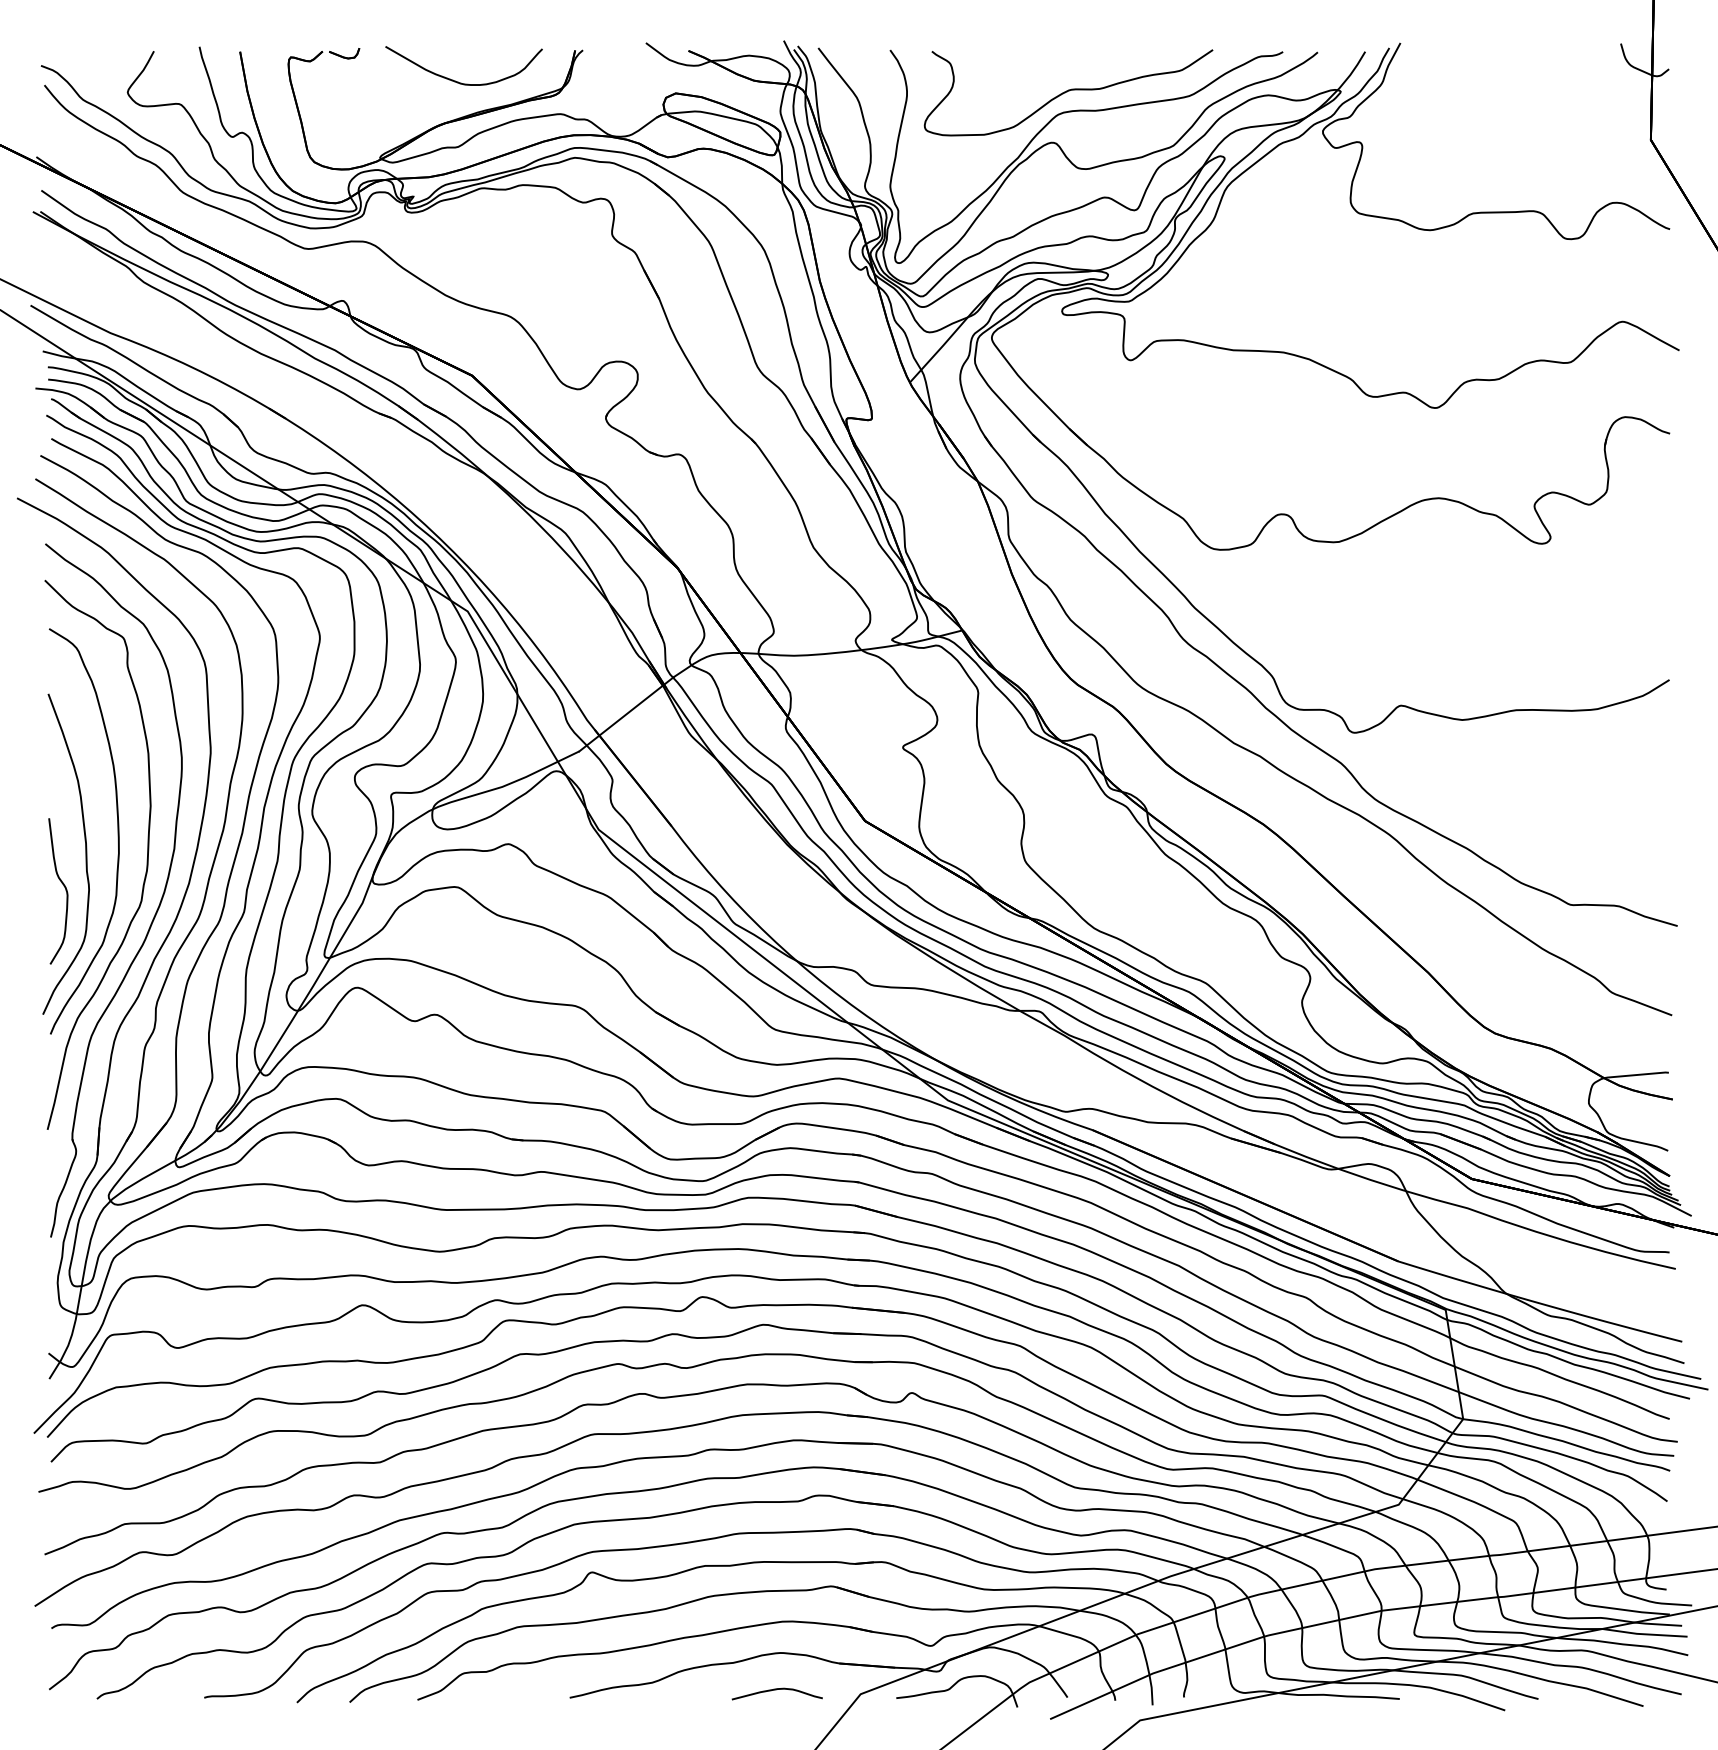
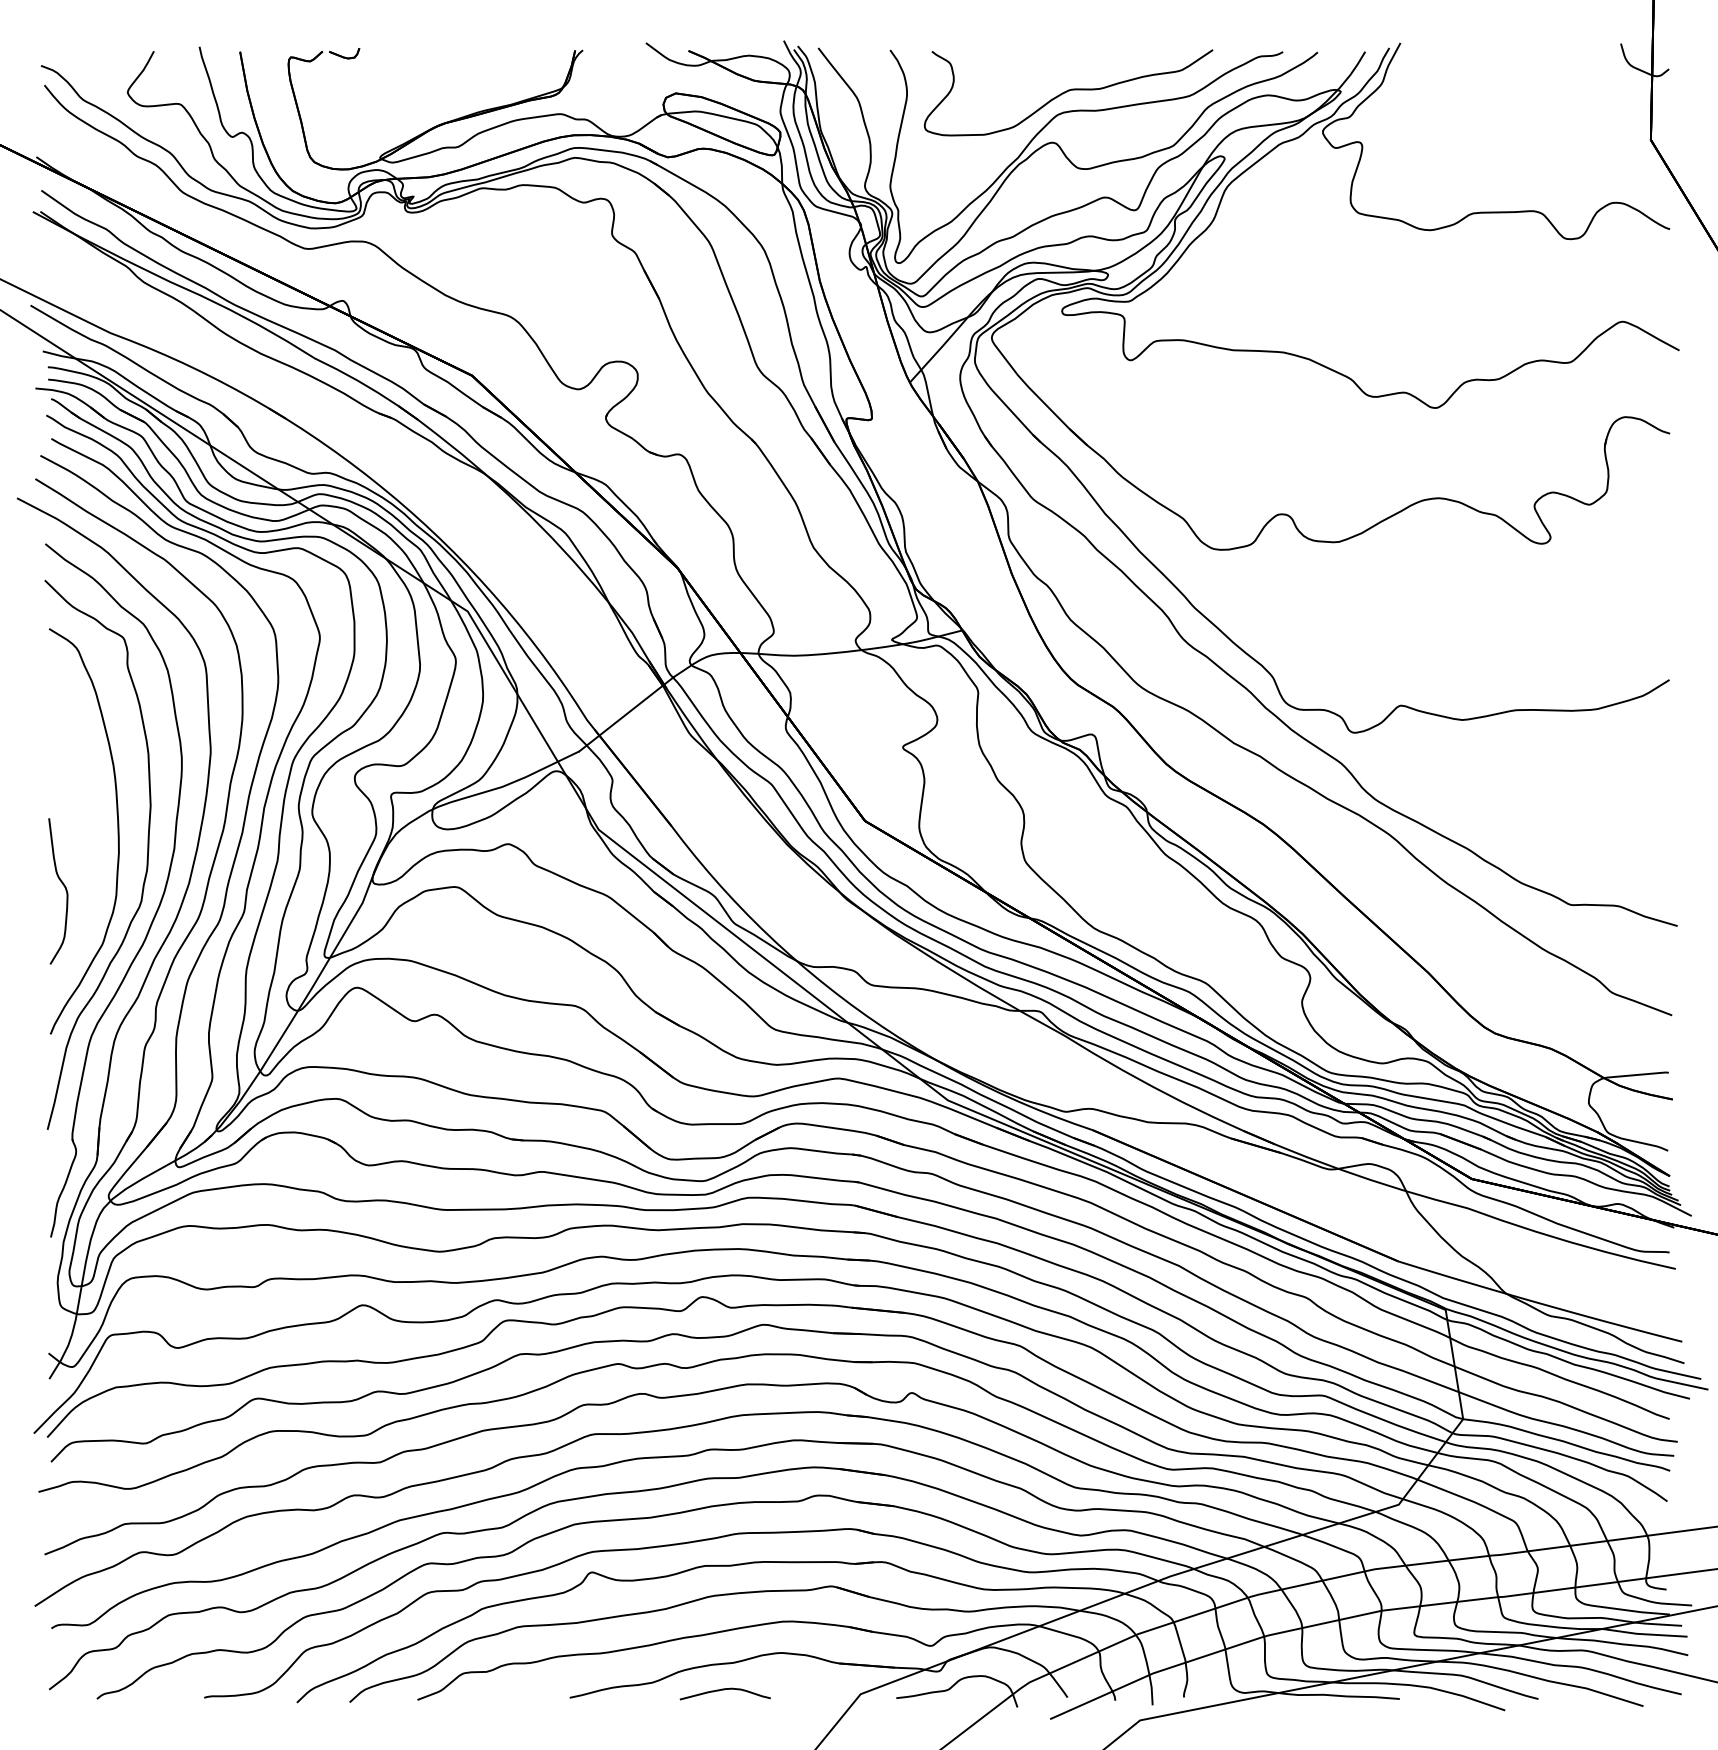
curve: present -> none (458, 81)
curve: present -> none (85, 853)
curve position: (776, 1690) -> (724, 1690) (724, 1690)
